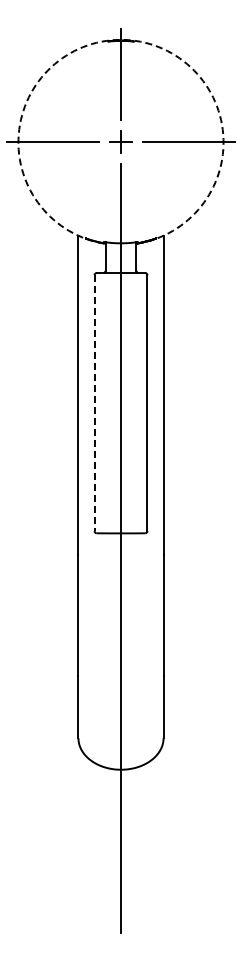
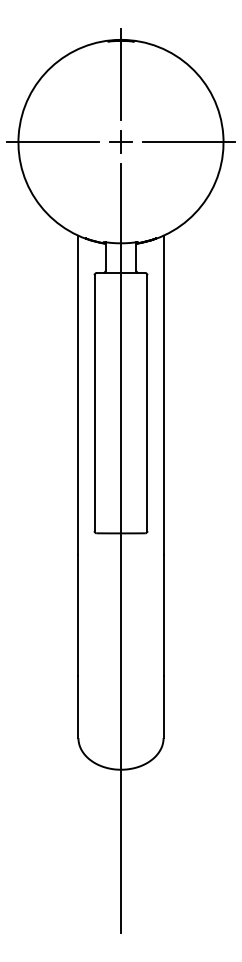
arc: dashed -> solid (120, 39)
line: dashed -> solid (94, 403)
